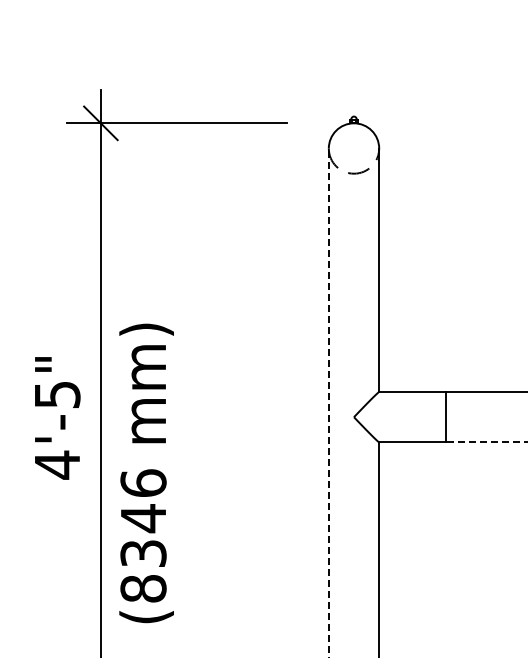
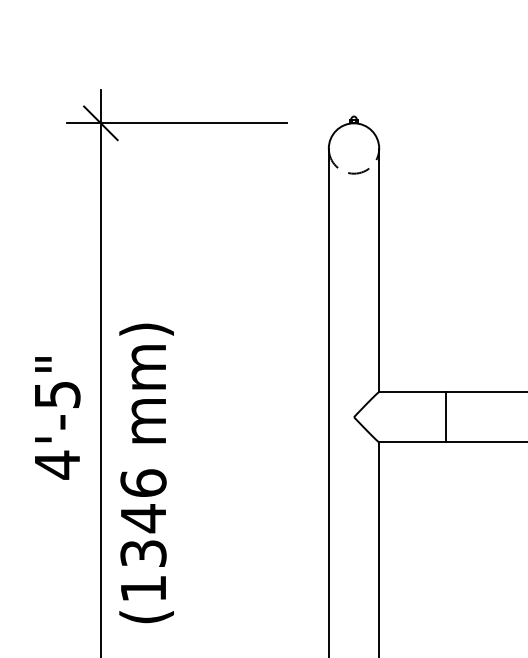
line: dashed -> solid (328, 403)
line: dashed -> solid (486, 442)
text: (8346 -> (1346 (143, 588)
